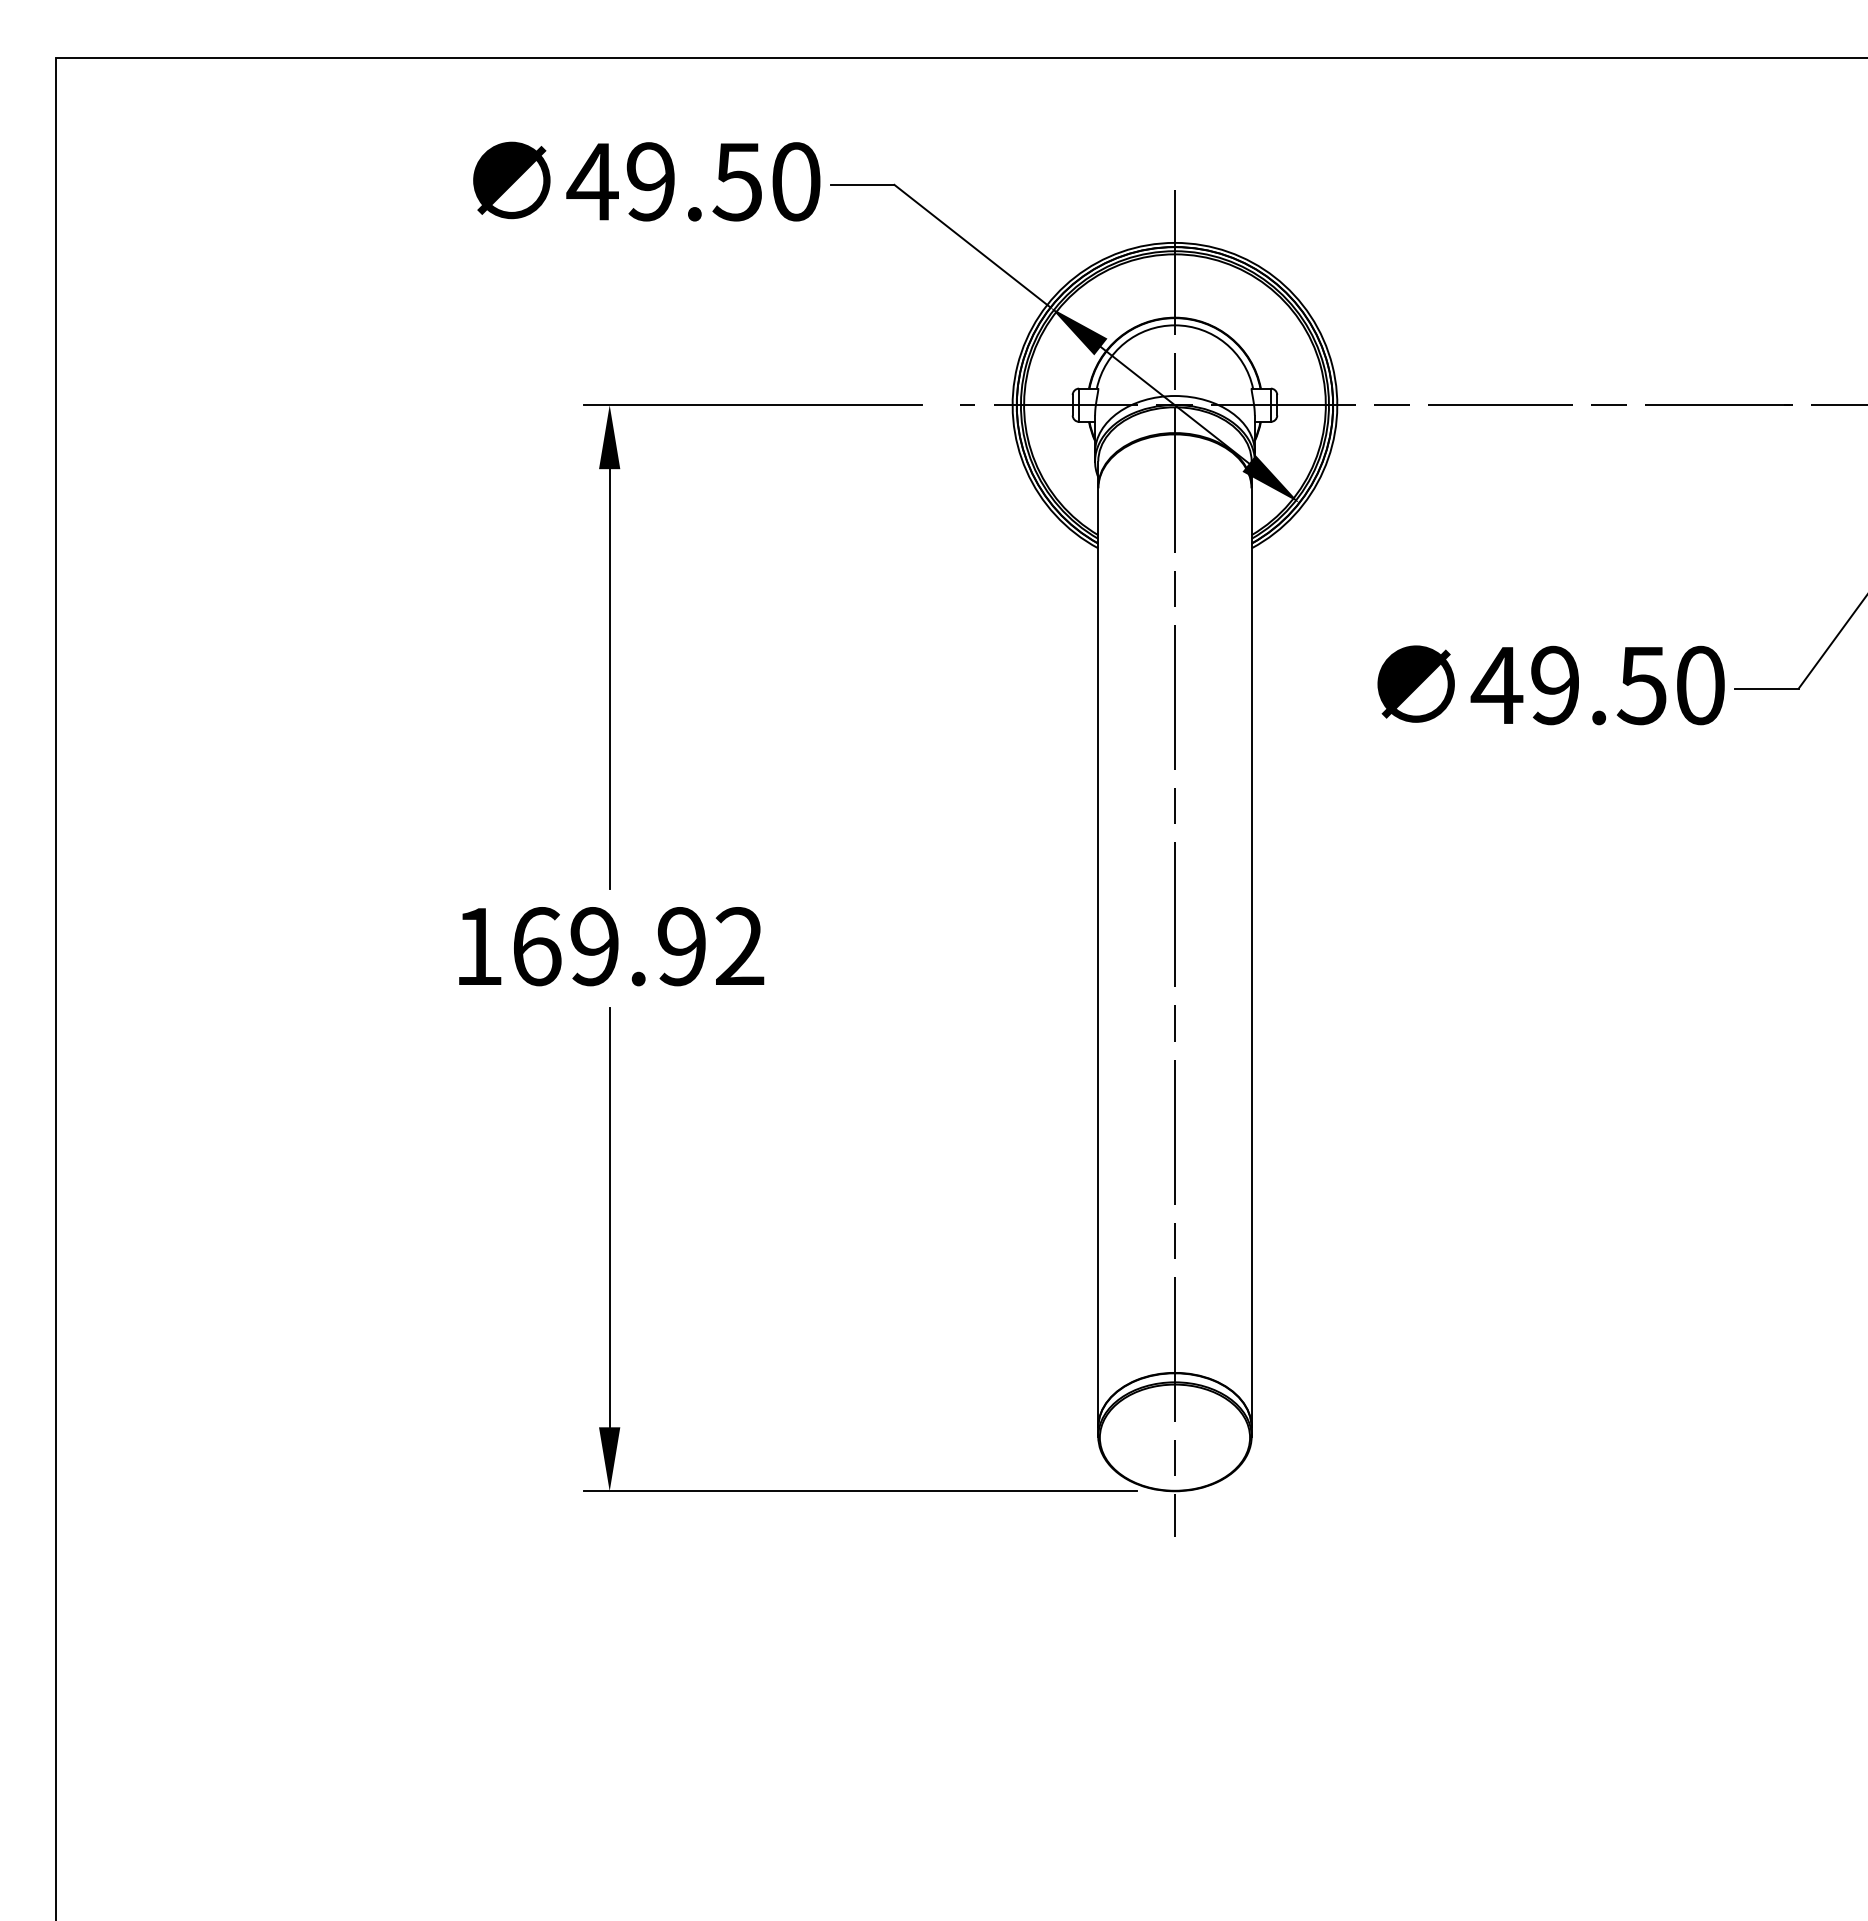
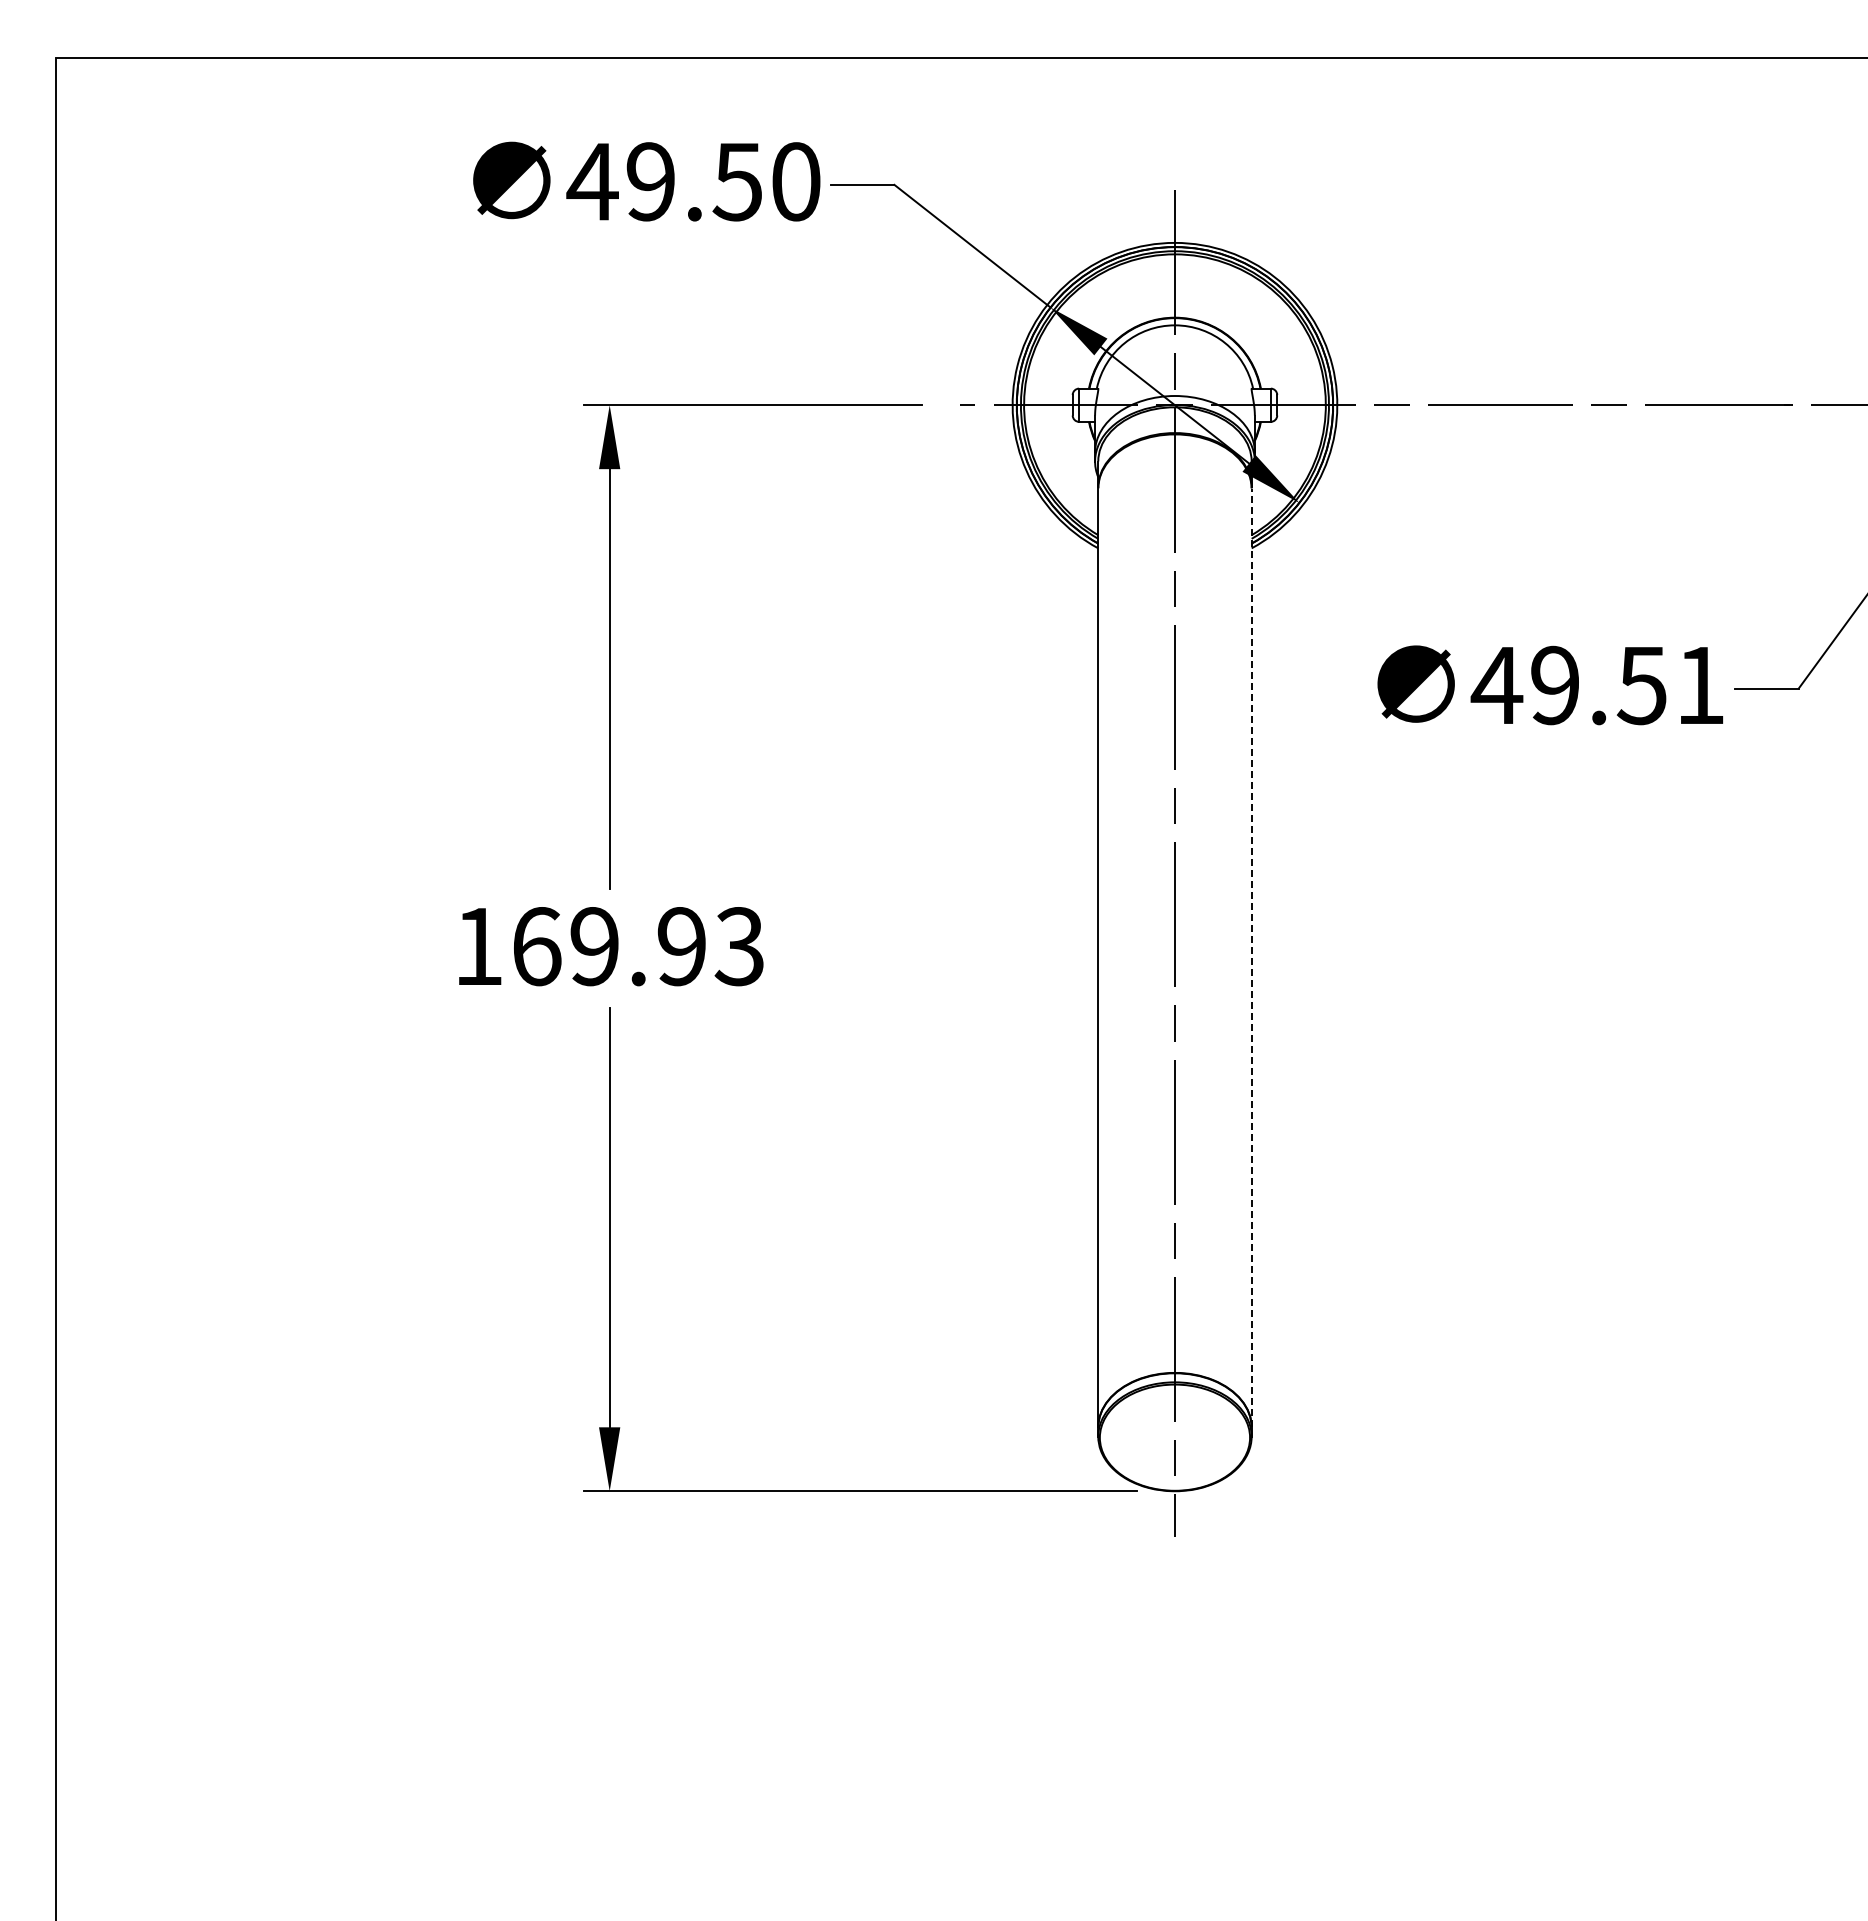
text: 49.50 -> 49.51 (1700, 685)
text: 169.92 -> 169.93 (739, 946)
line: solid -> dashed (1251, 957)
